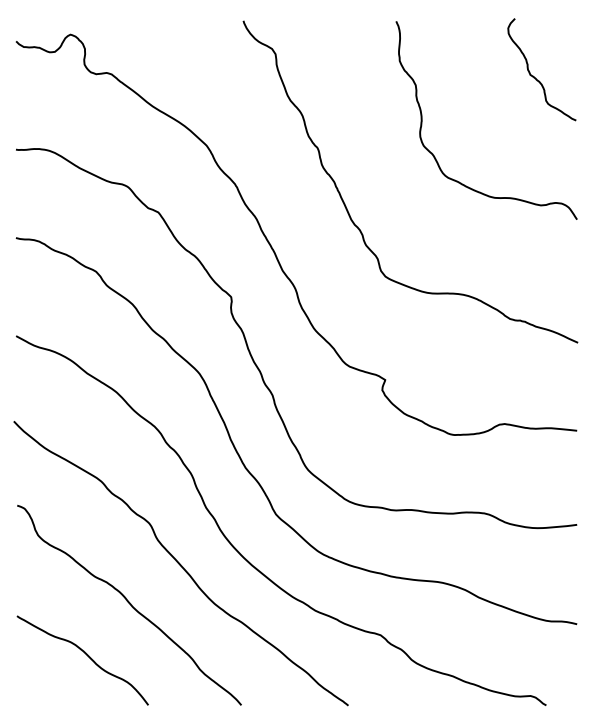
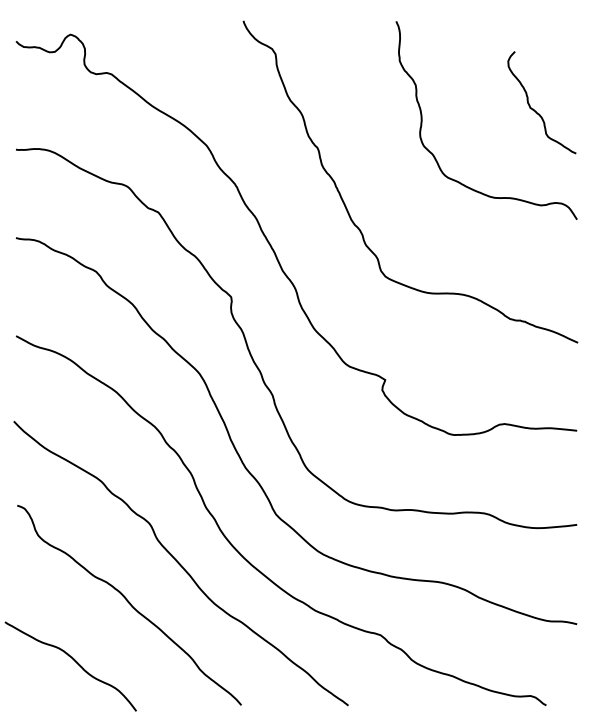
curve position: (534, 76) -> (534, 109) (534, 109)
curve position: (86, 655) -> (74, 661) (74, 661)
